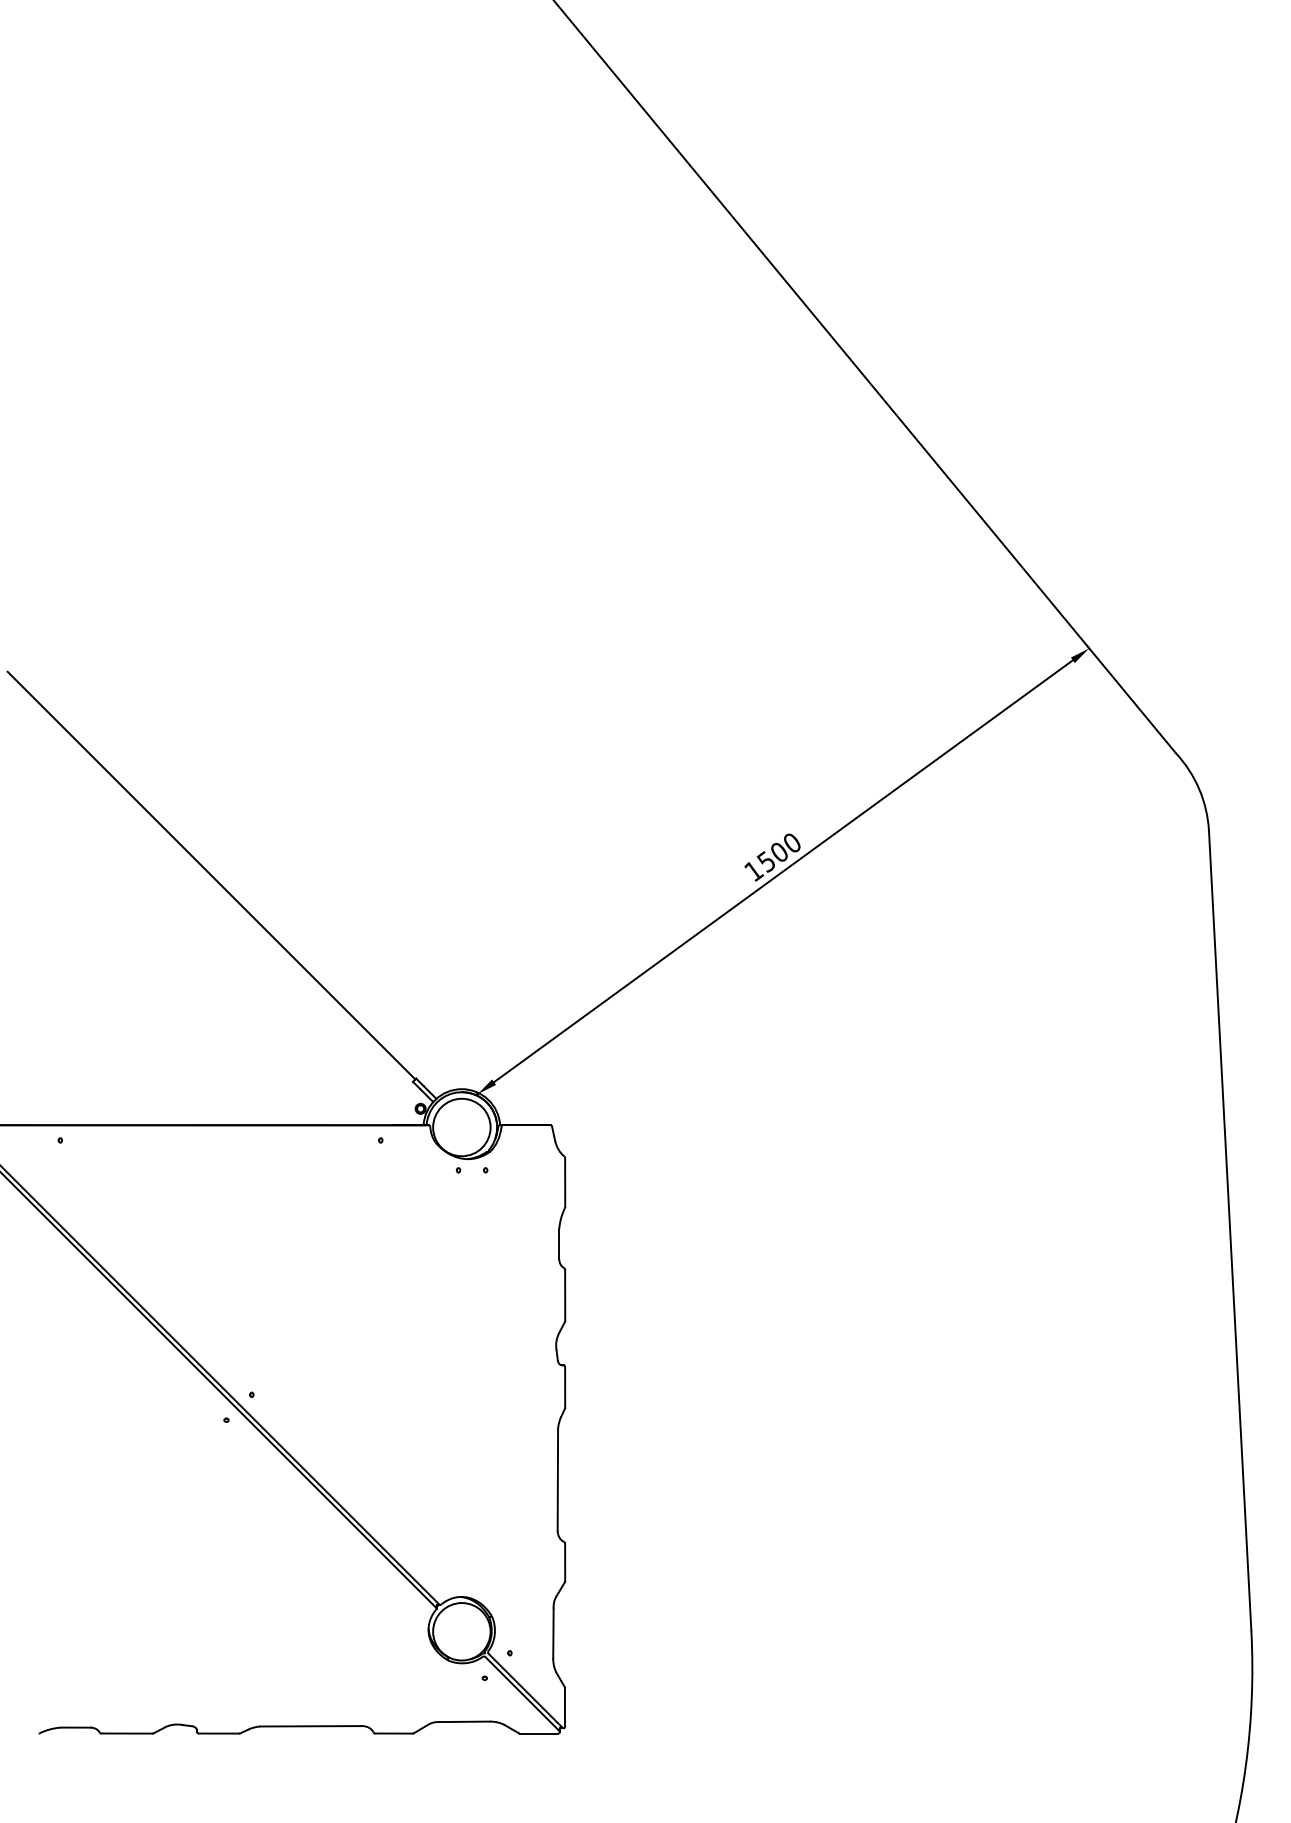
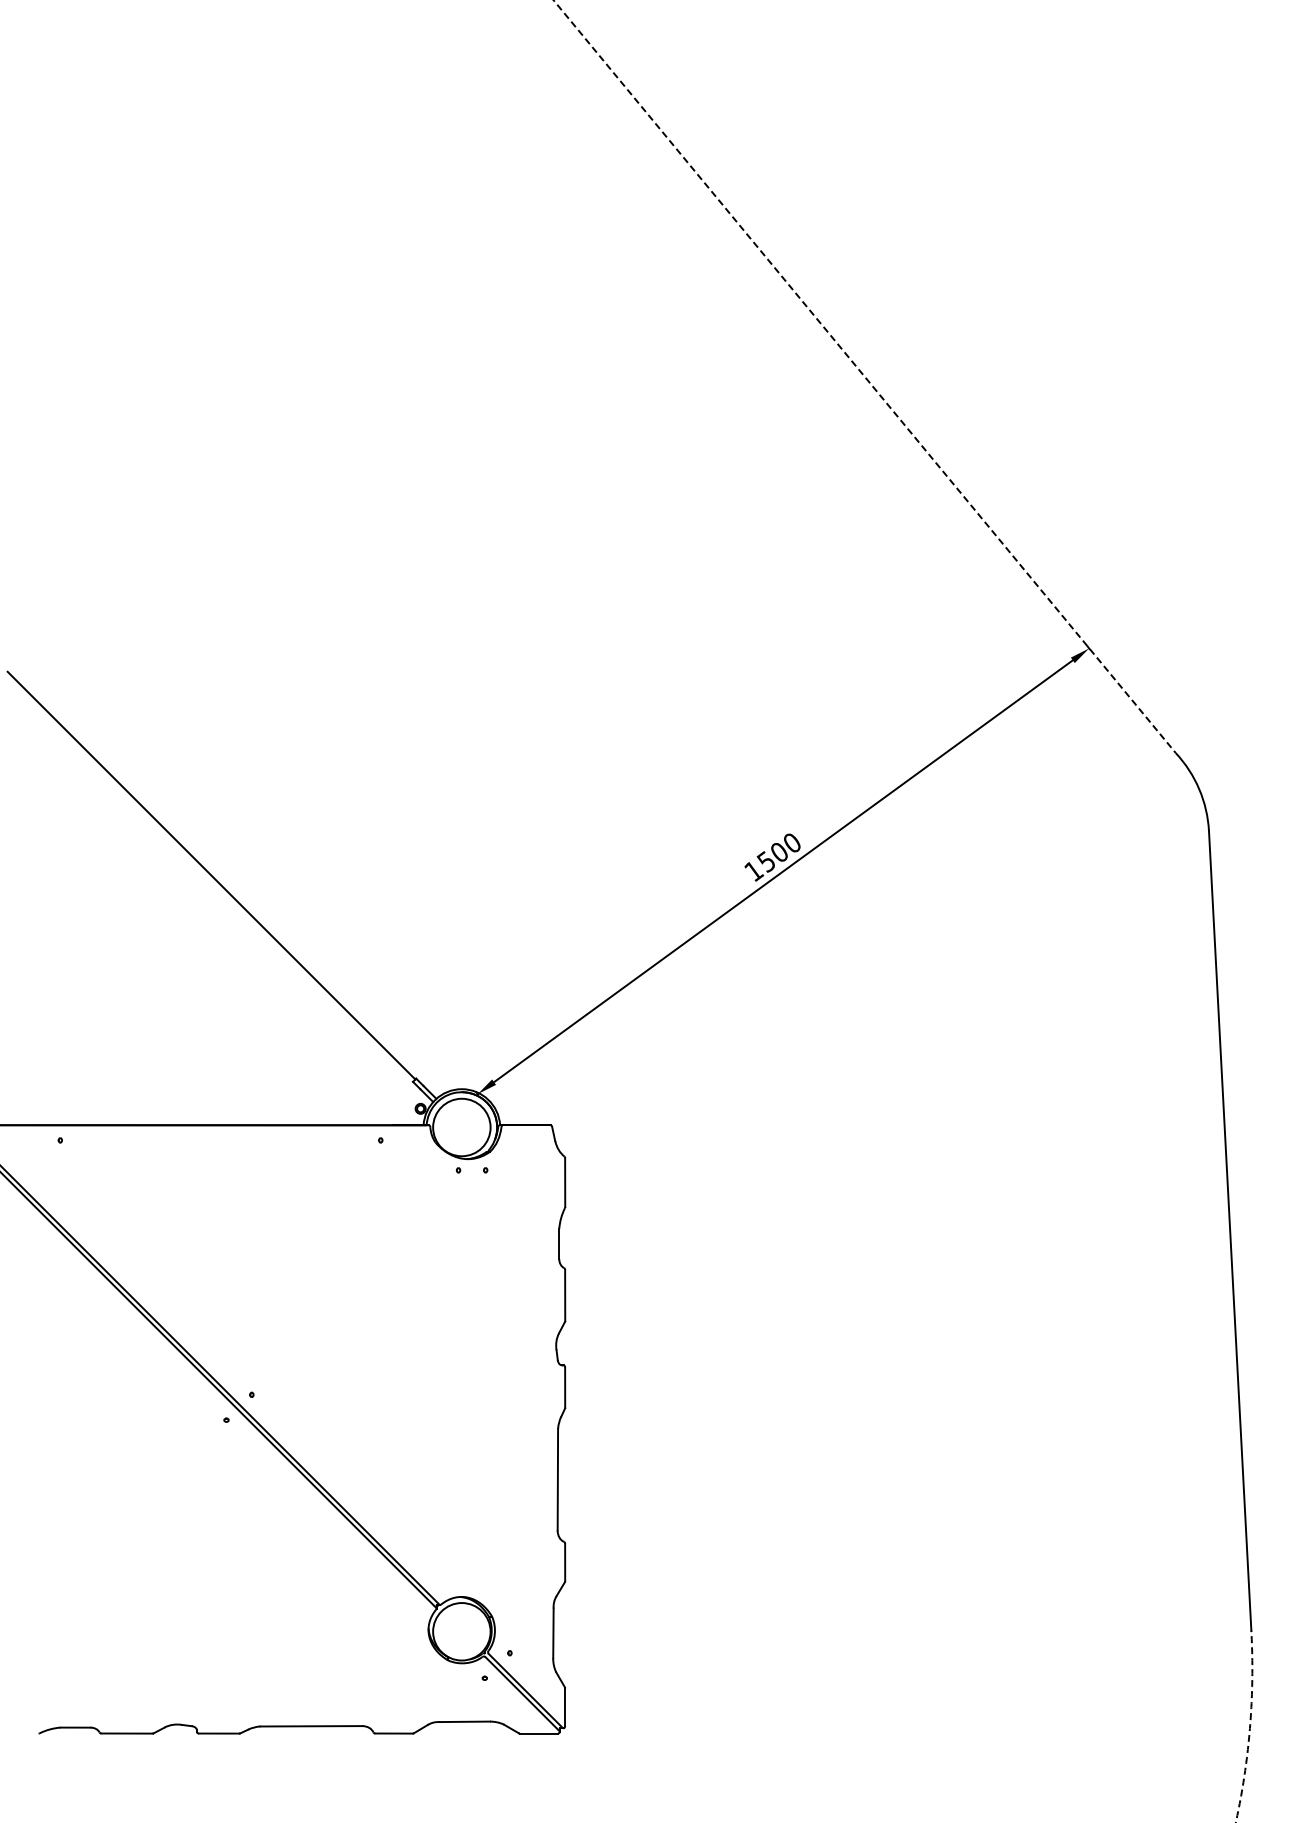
line: solid -> dashed (864, 376)
arc: solid -> dashed (1250, 1725)
